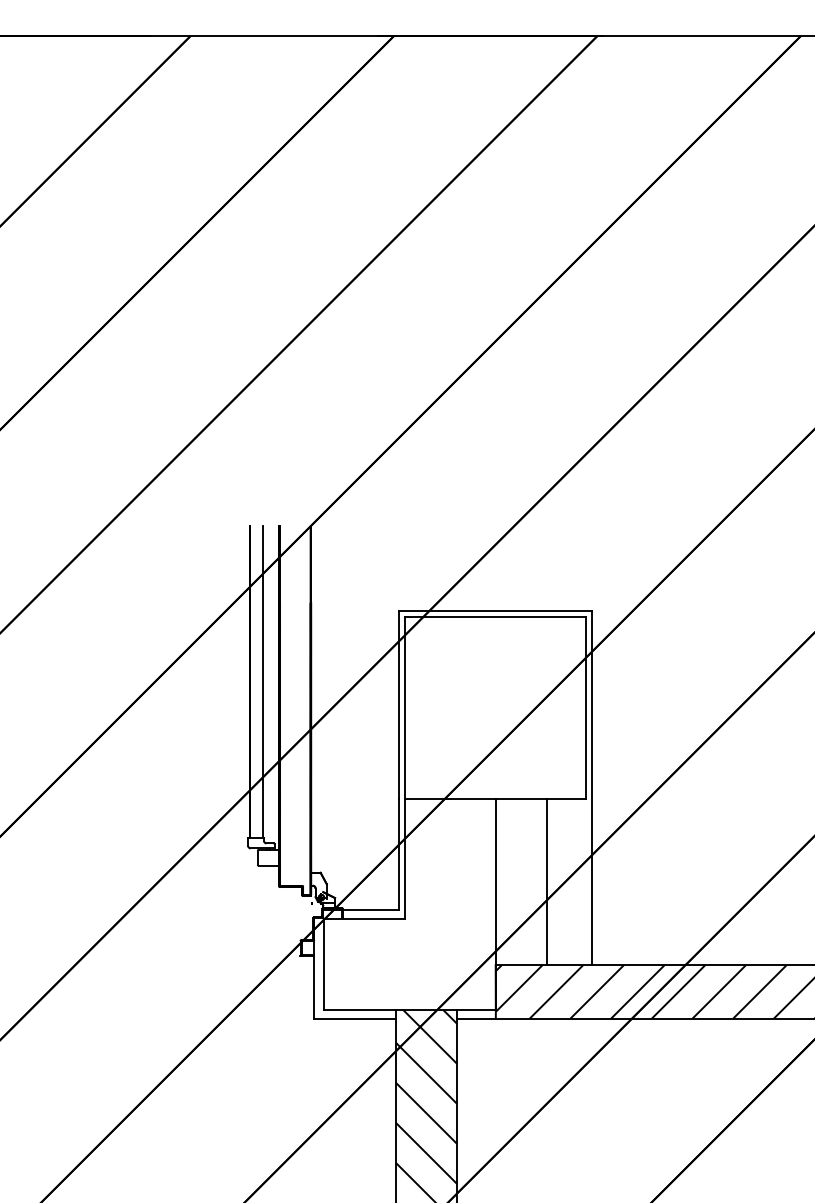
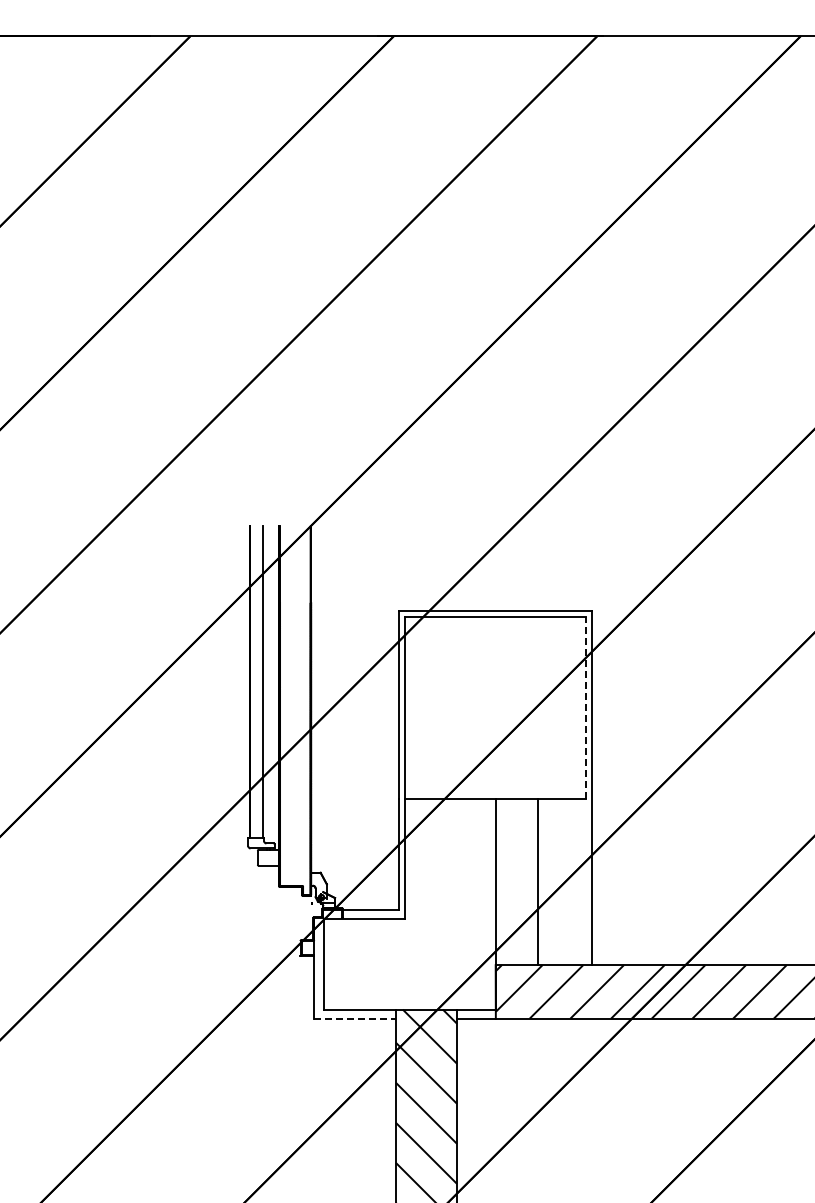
line: solid -> dashed (586, 707)
line position: (546, 881) -> (537, 881) (537, 881)
line: solid -> dashed (355, 1018)
